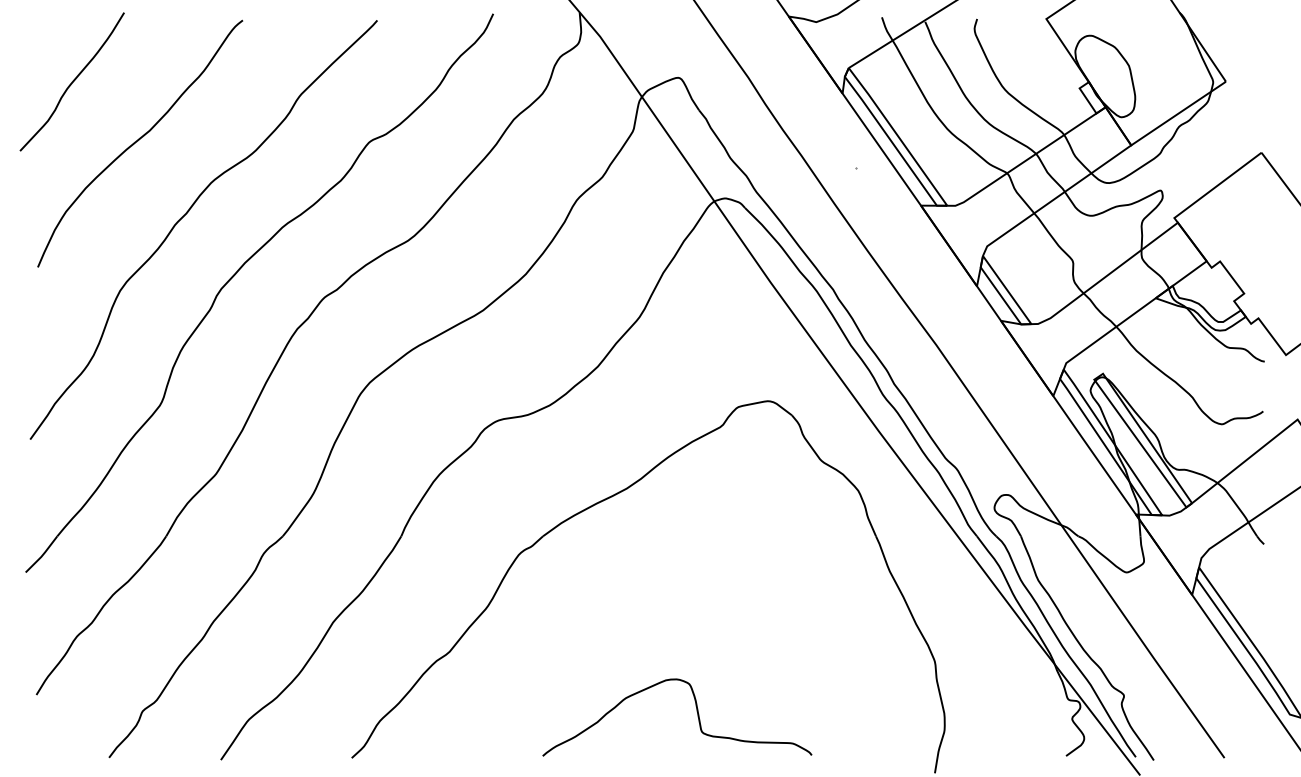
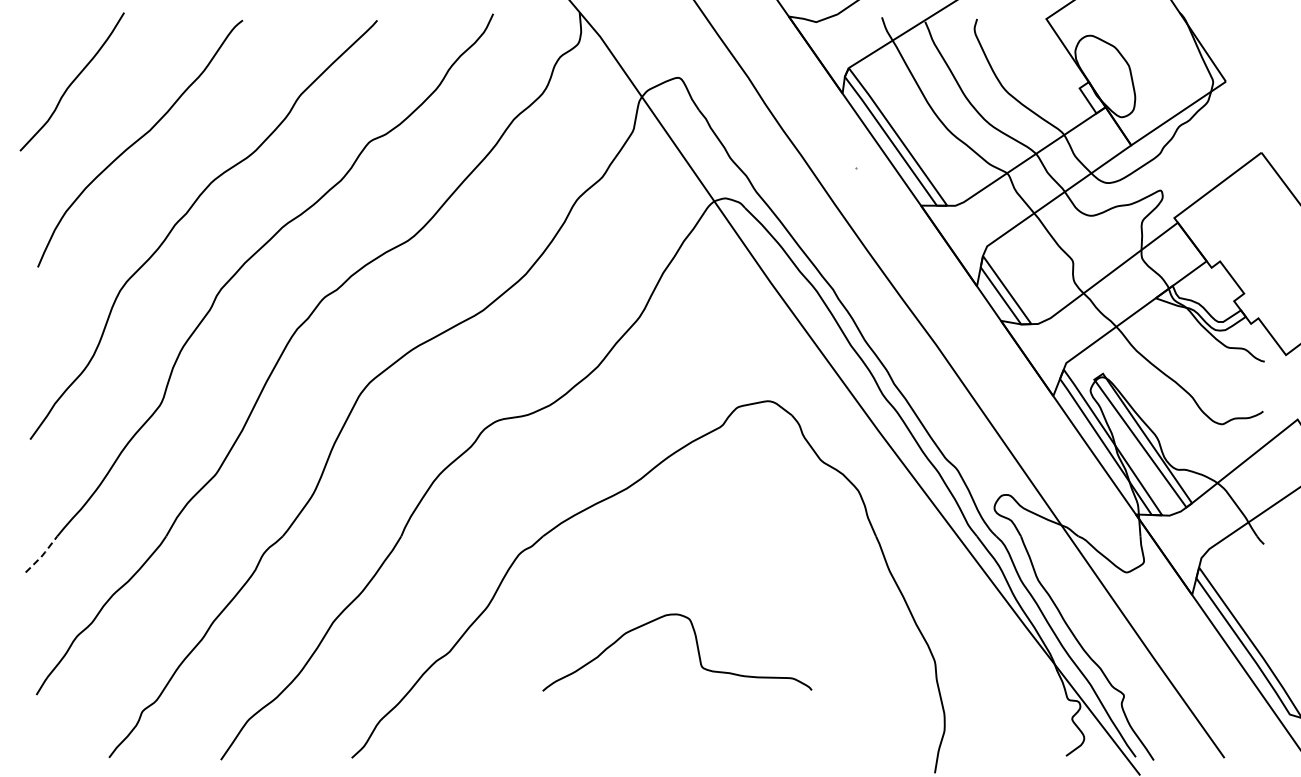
line: solid -> dashed (42, 554)
curve position: (696, 711) -> (696, 646) (696, 646)
